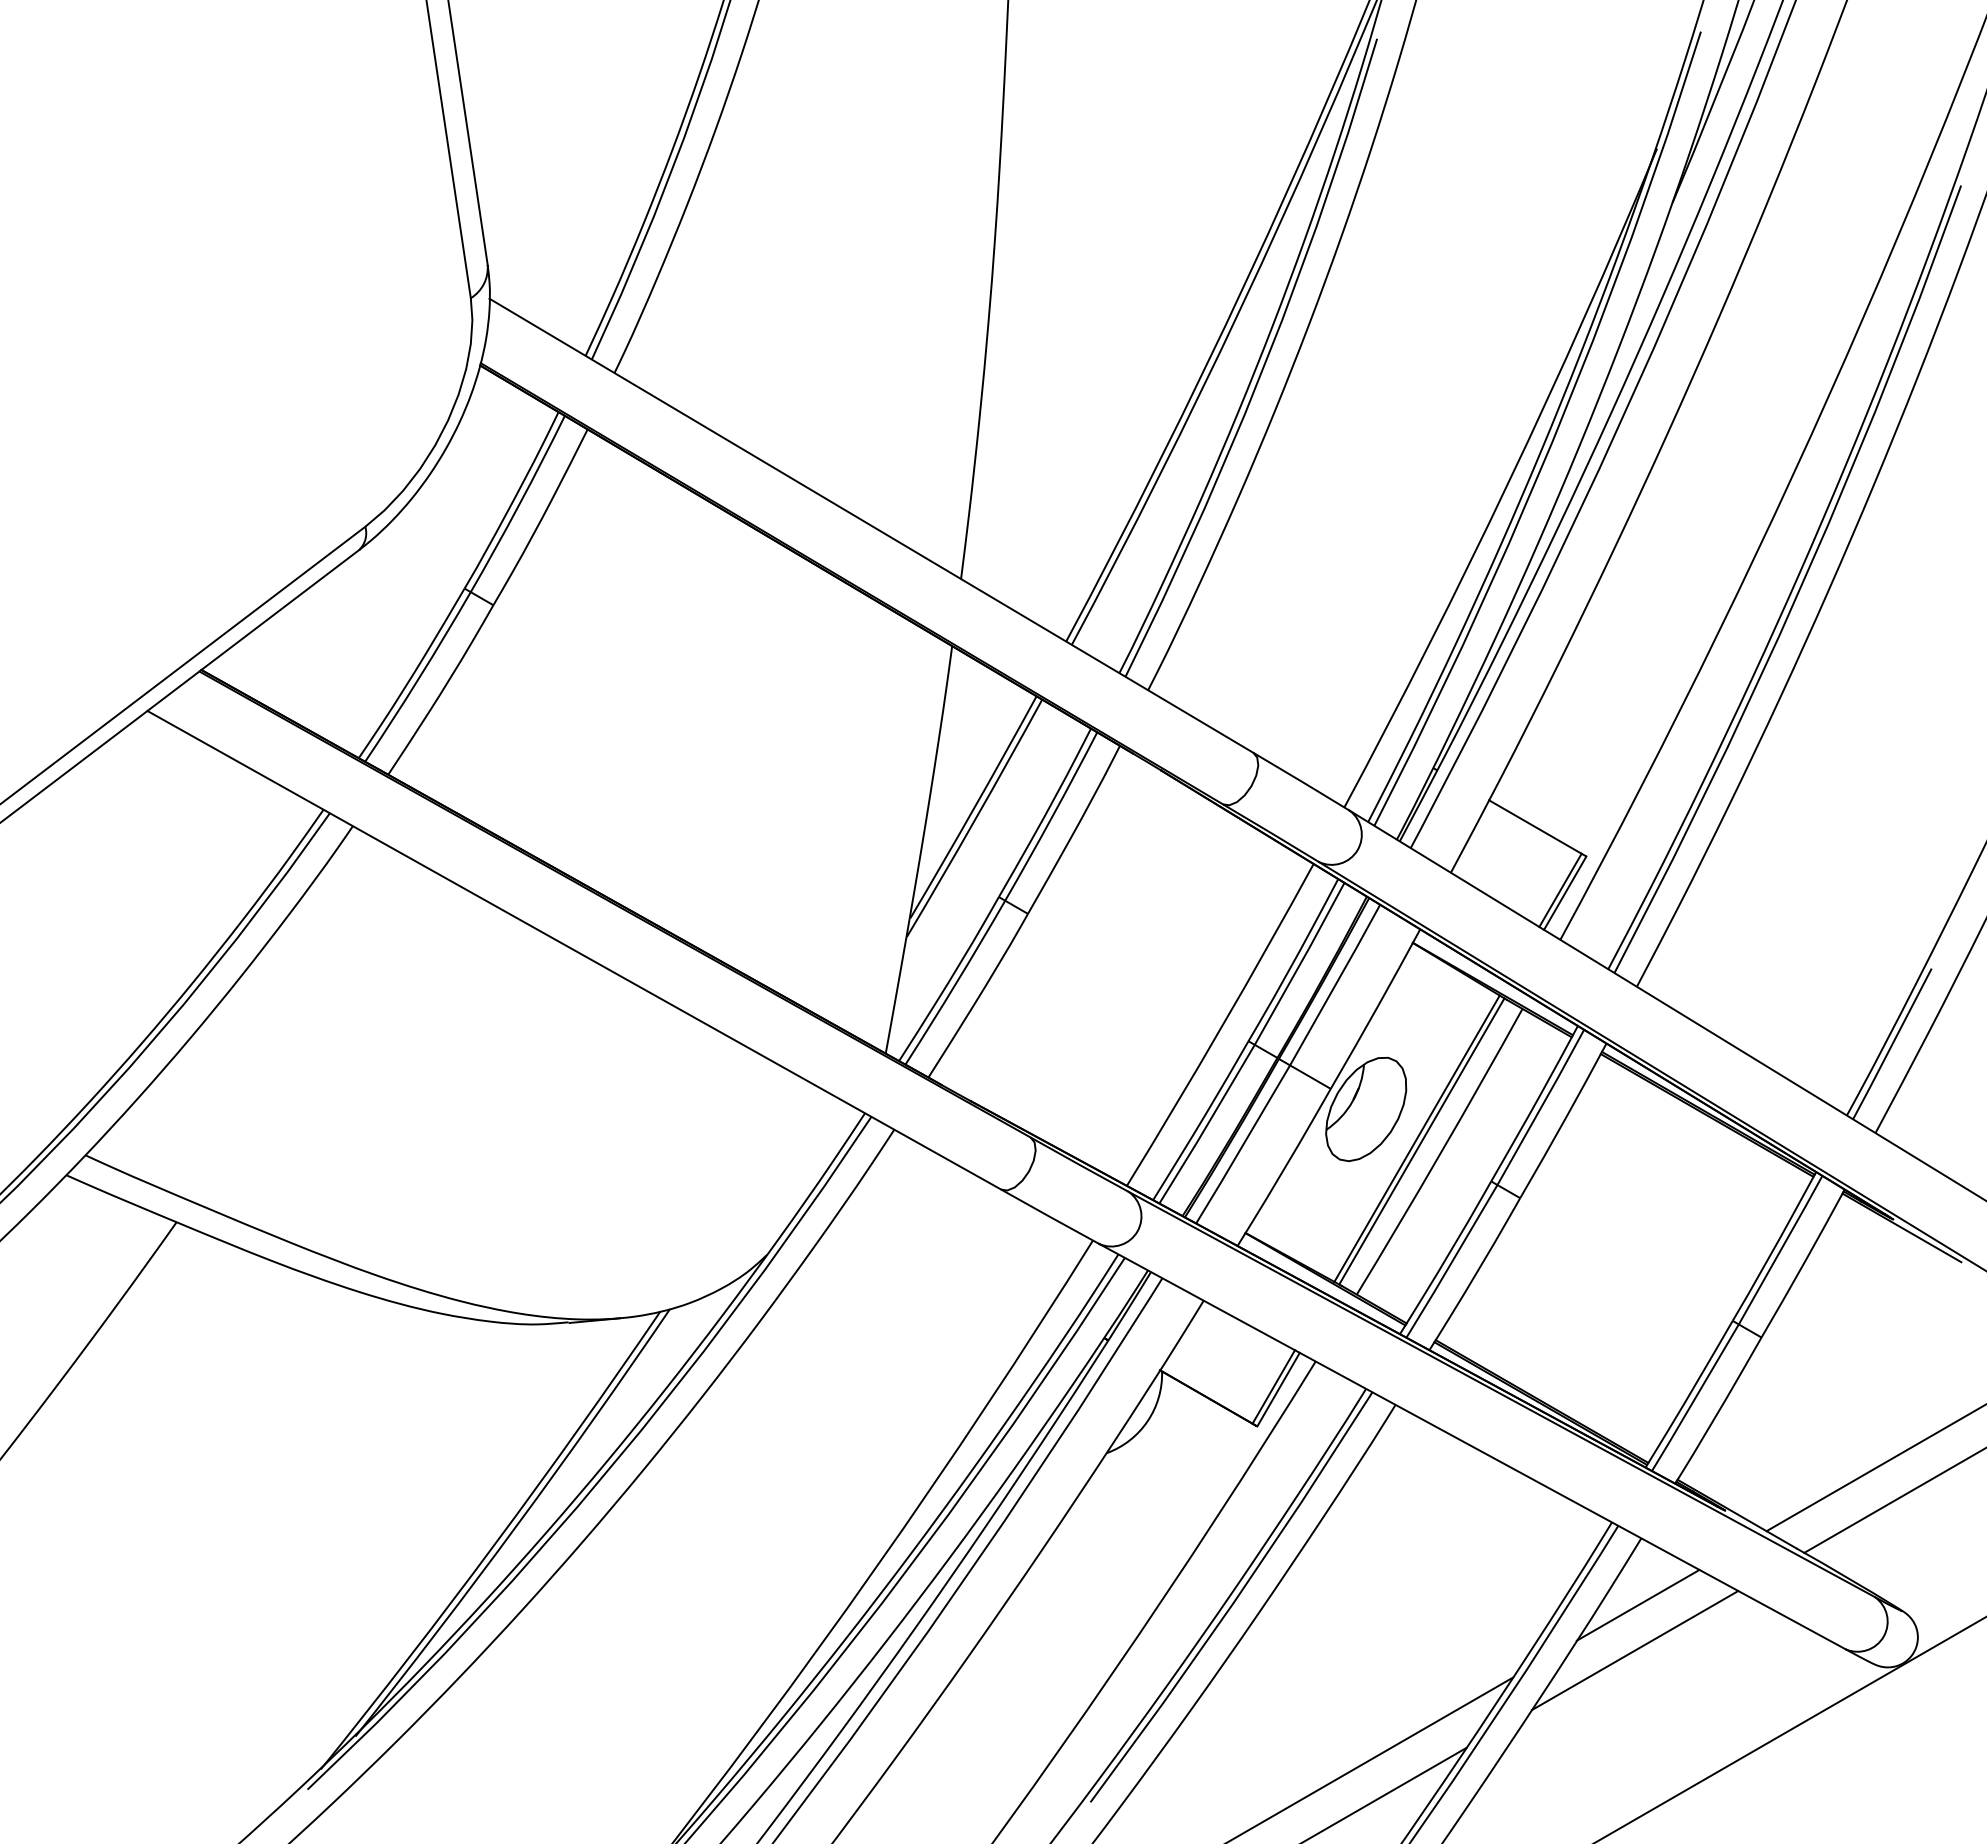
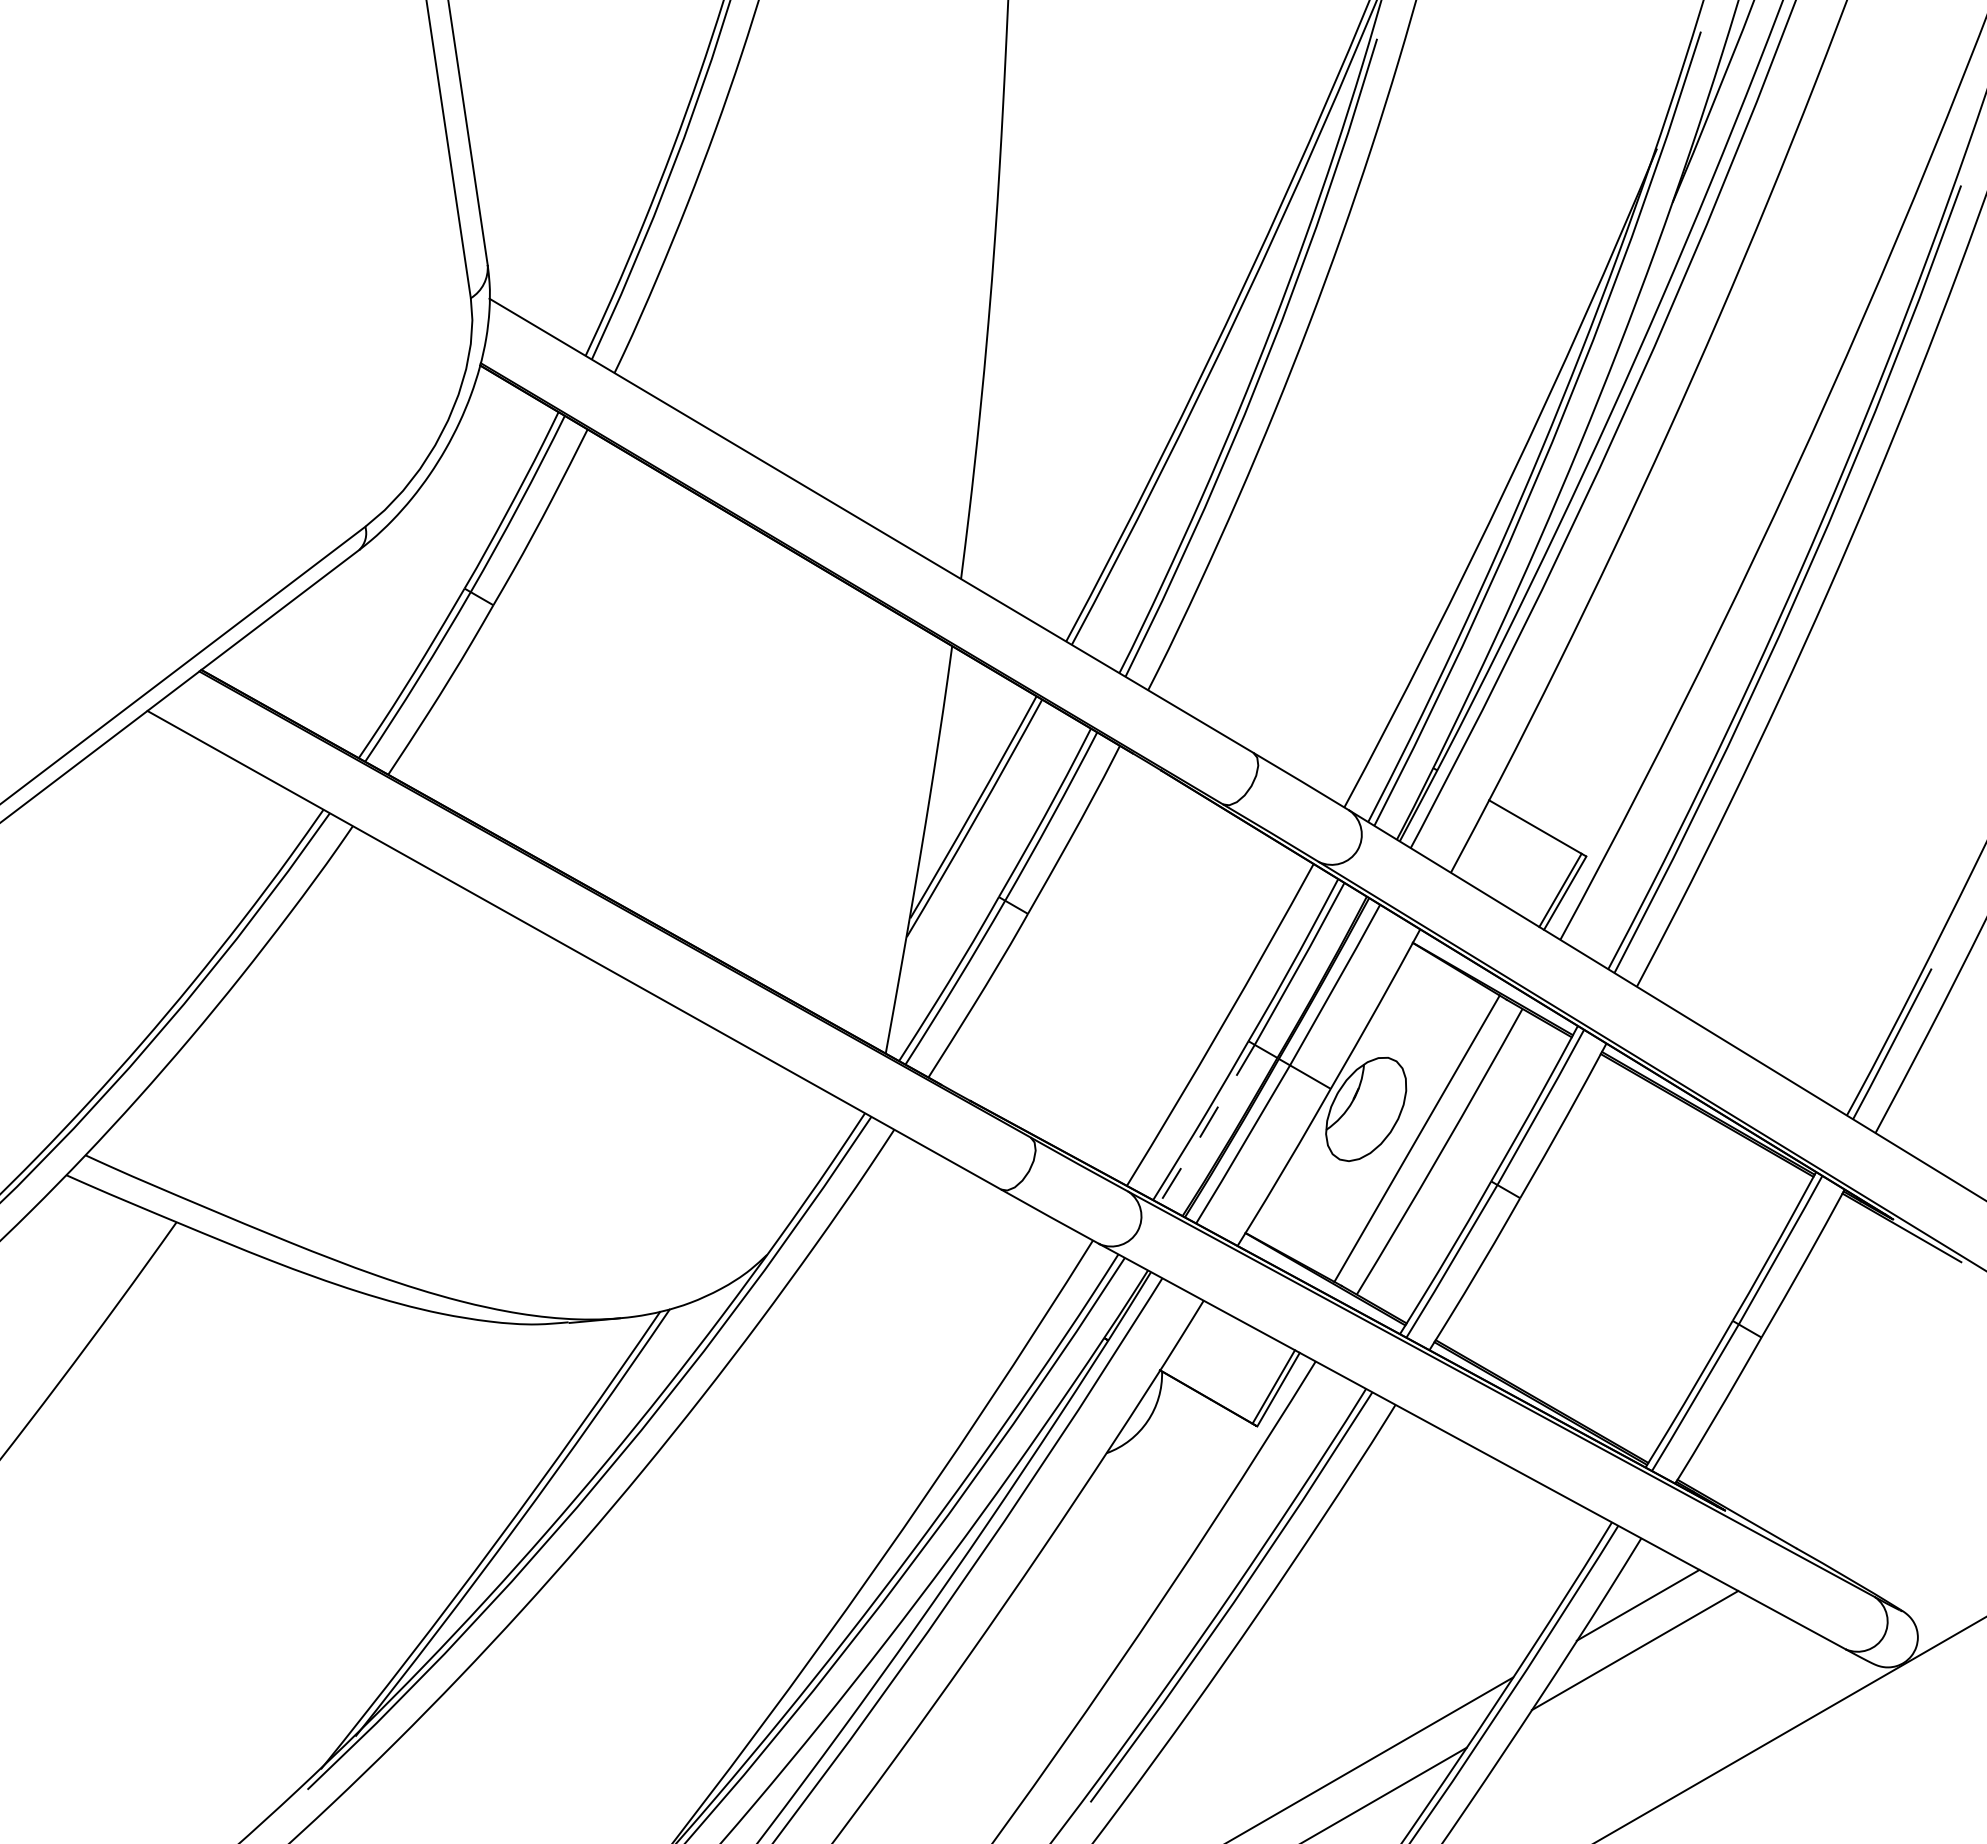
line: solid -> dashed (1207, 1125)
line: present -> none (1421, 1141)
line: present -> none (1874, 1468)
line: present -> none (1893, 1500)
